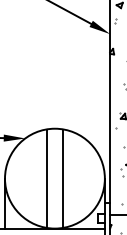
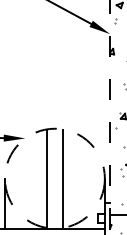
line: solid -> dashed (110, 118)
circle: solid -> dashed (54, 178)
